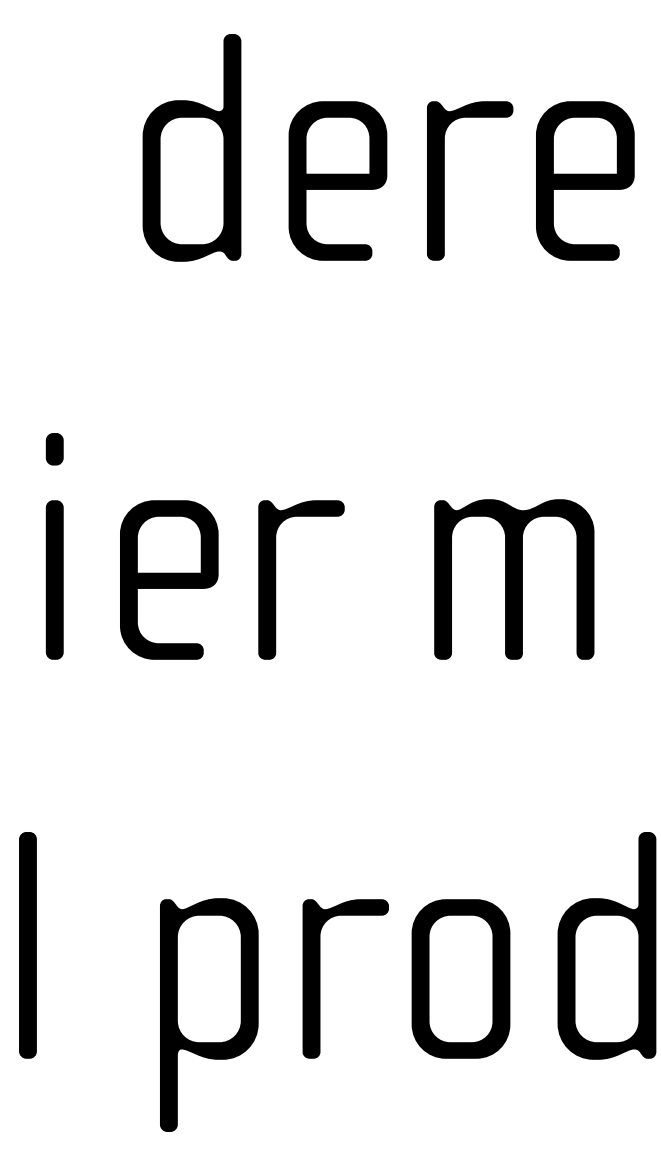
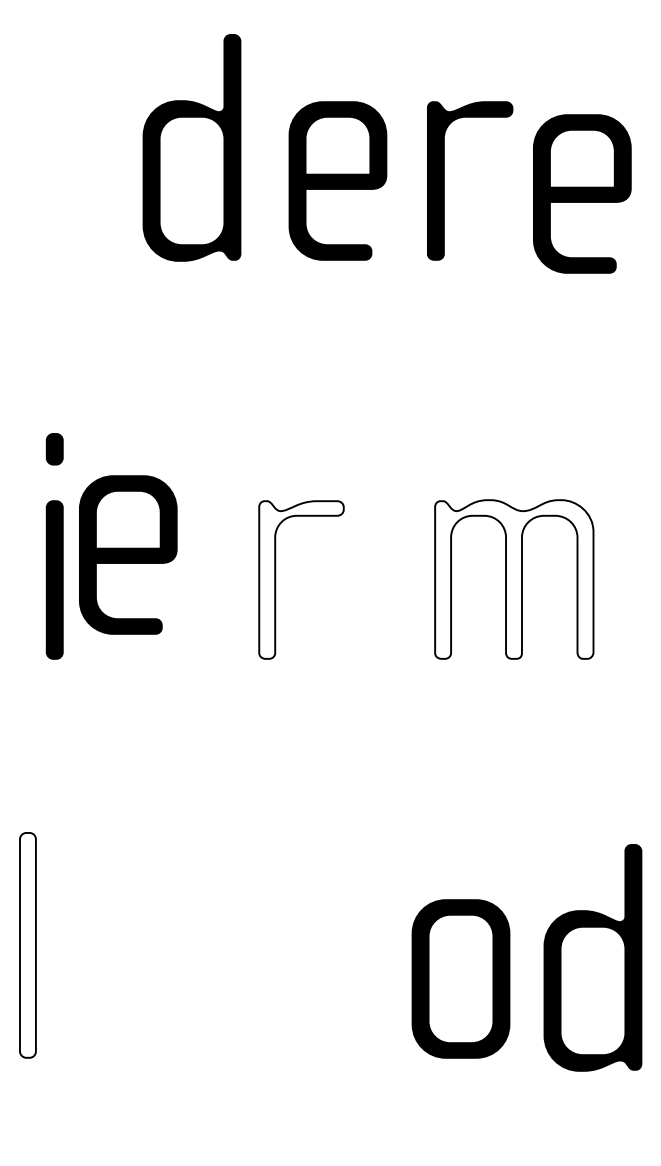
part position: (585, 180) -> (582, 193) (582, 193)
part position: (169, 579) -> (128, 554) (128, 554)
fill: present -> none (301, 579)
fill: present -> none (514, 579)
fill: present -> none (27, 944)
part position: (606, 945) -> (592, 957) (592, 957)
part: present -> none (320, 978)
part: present -> none (209, 1014)
